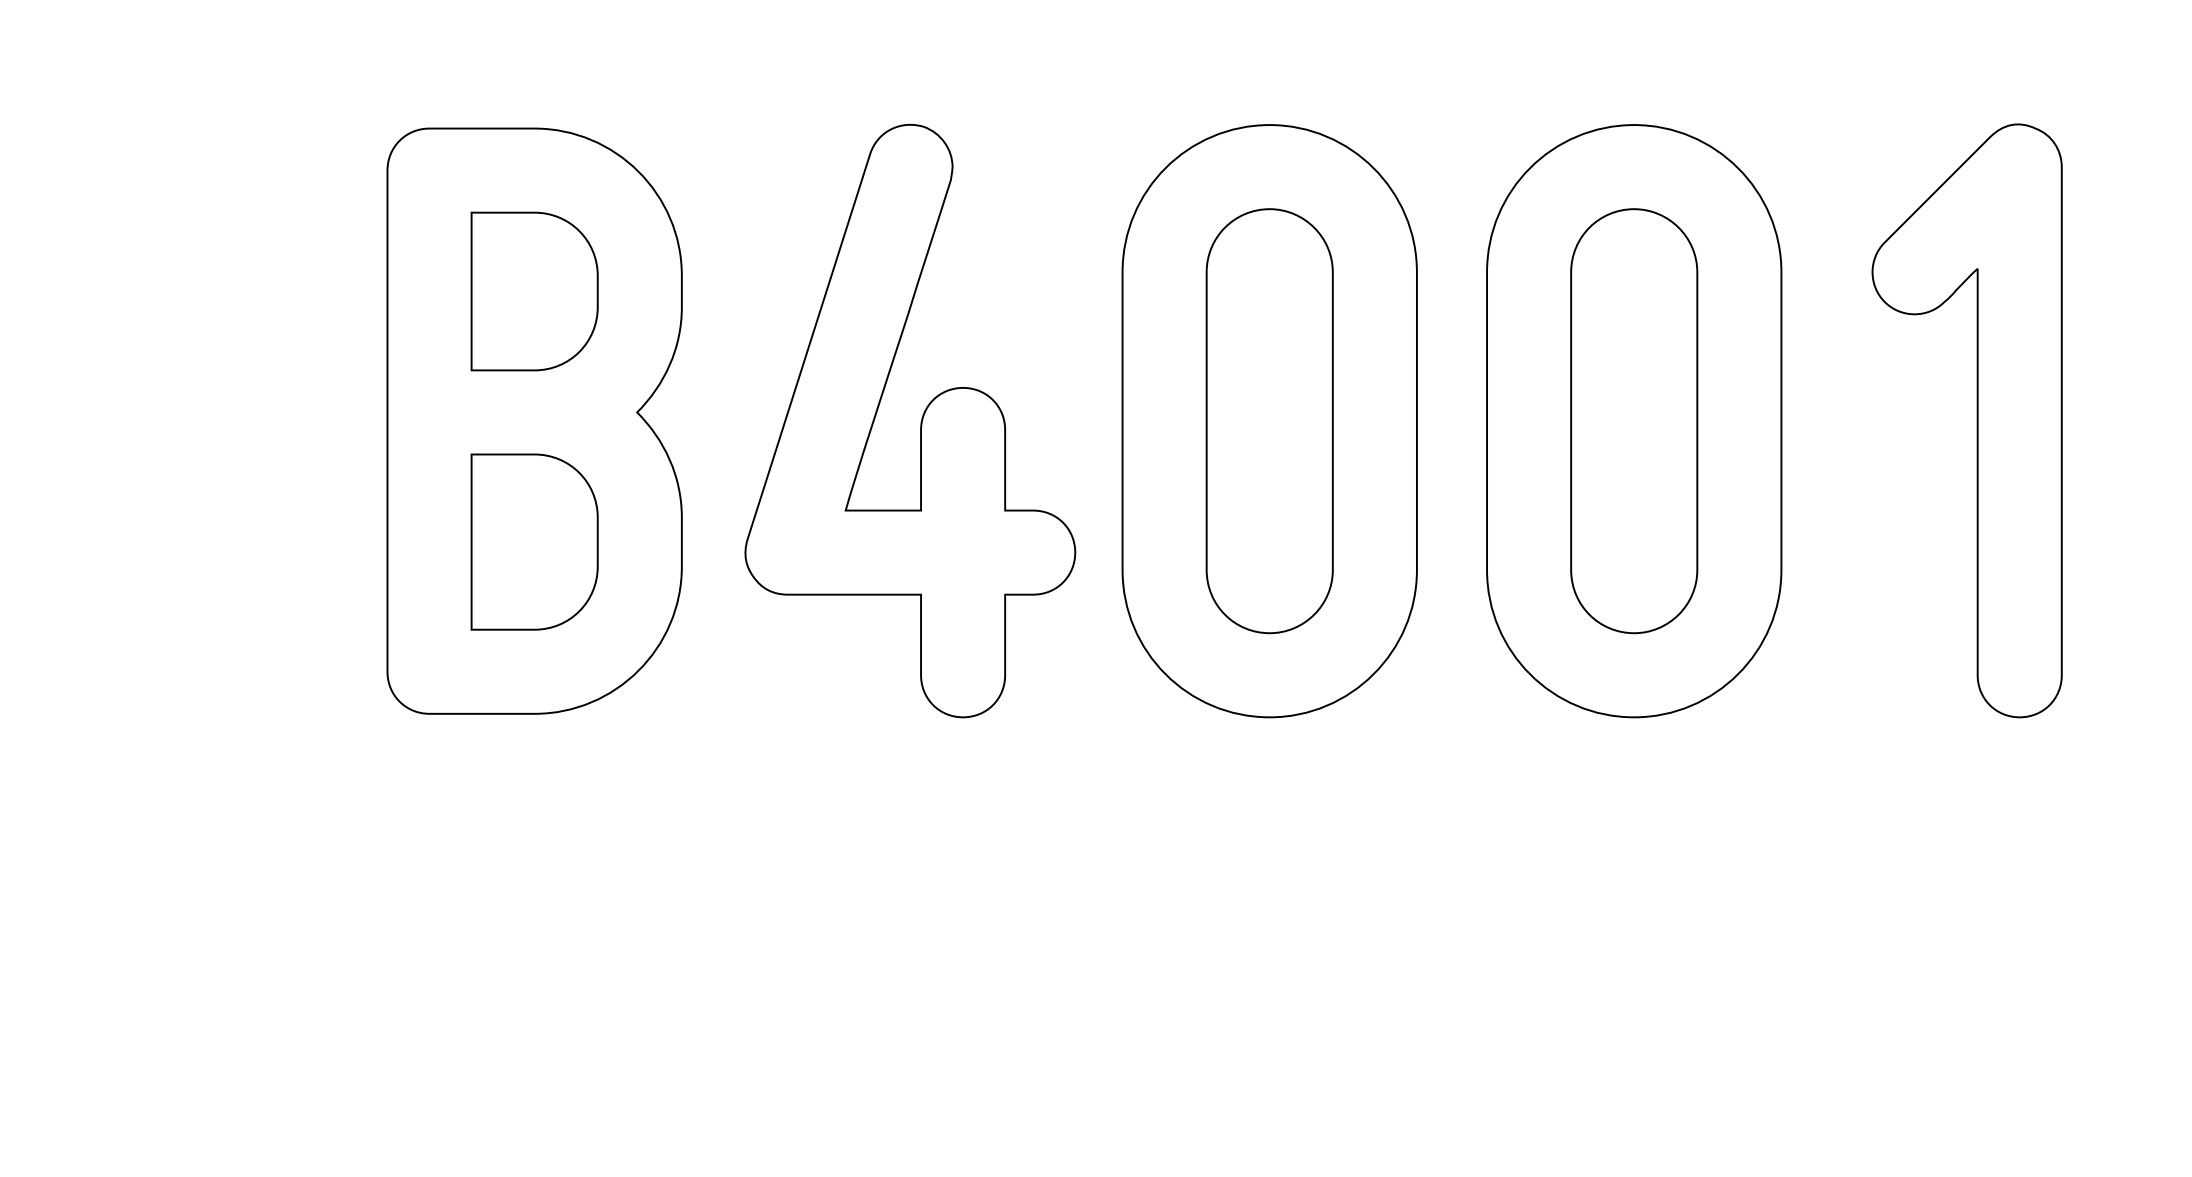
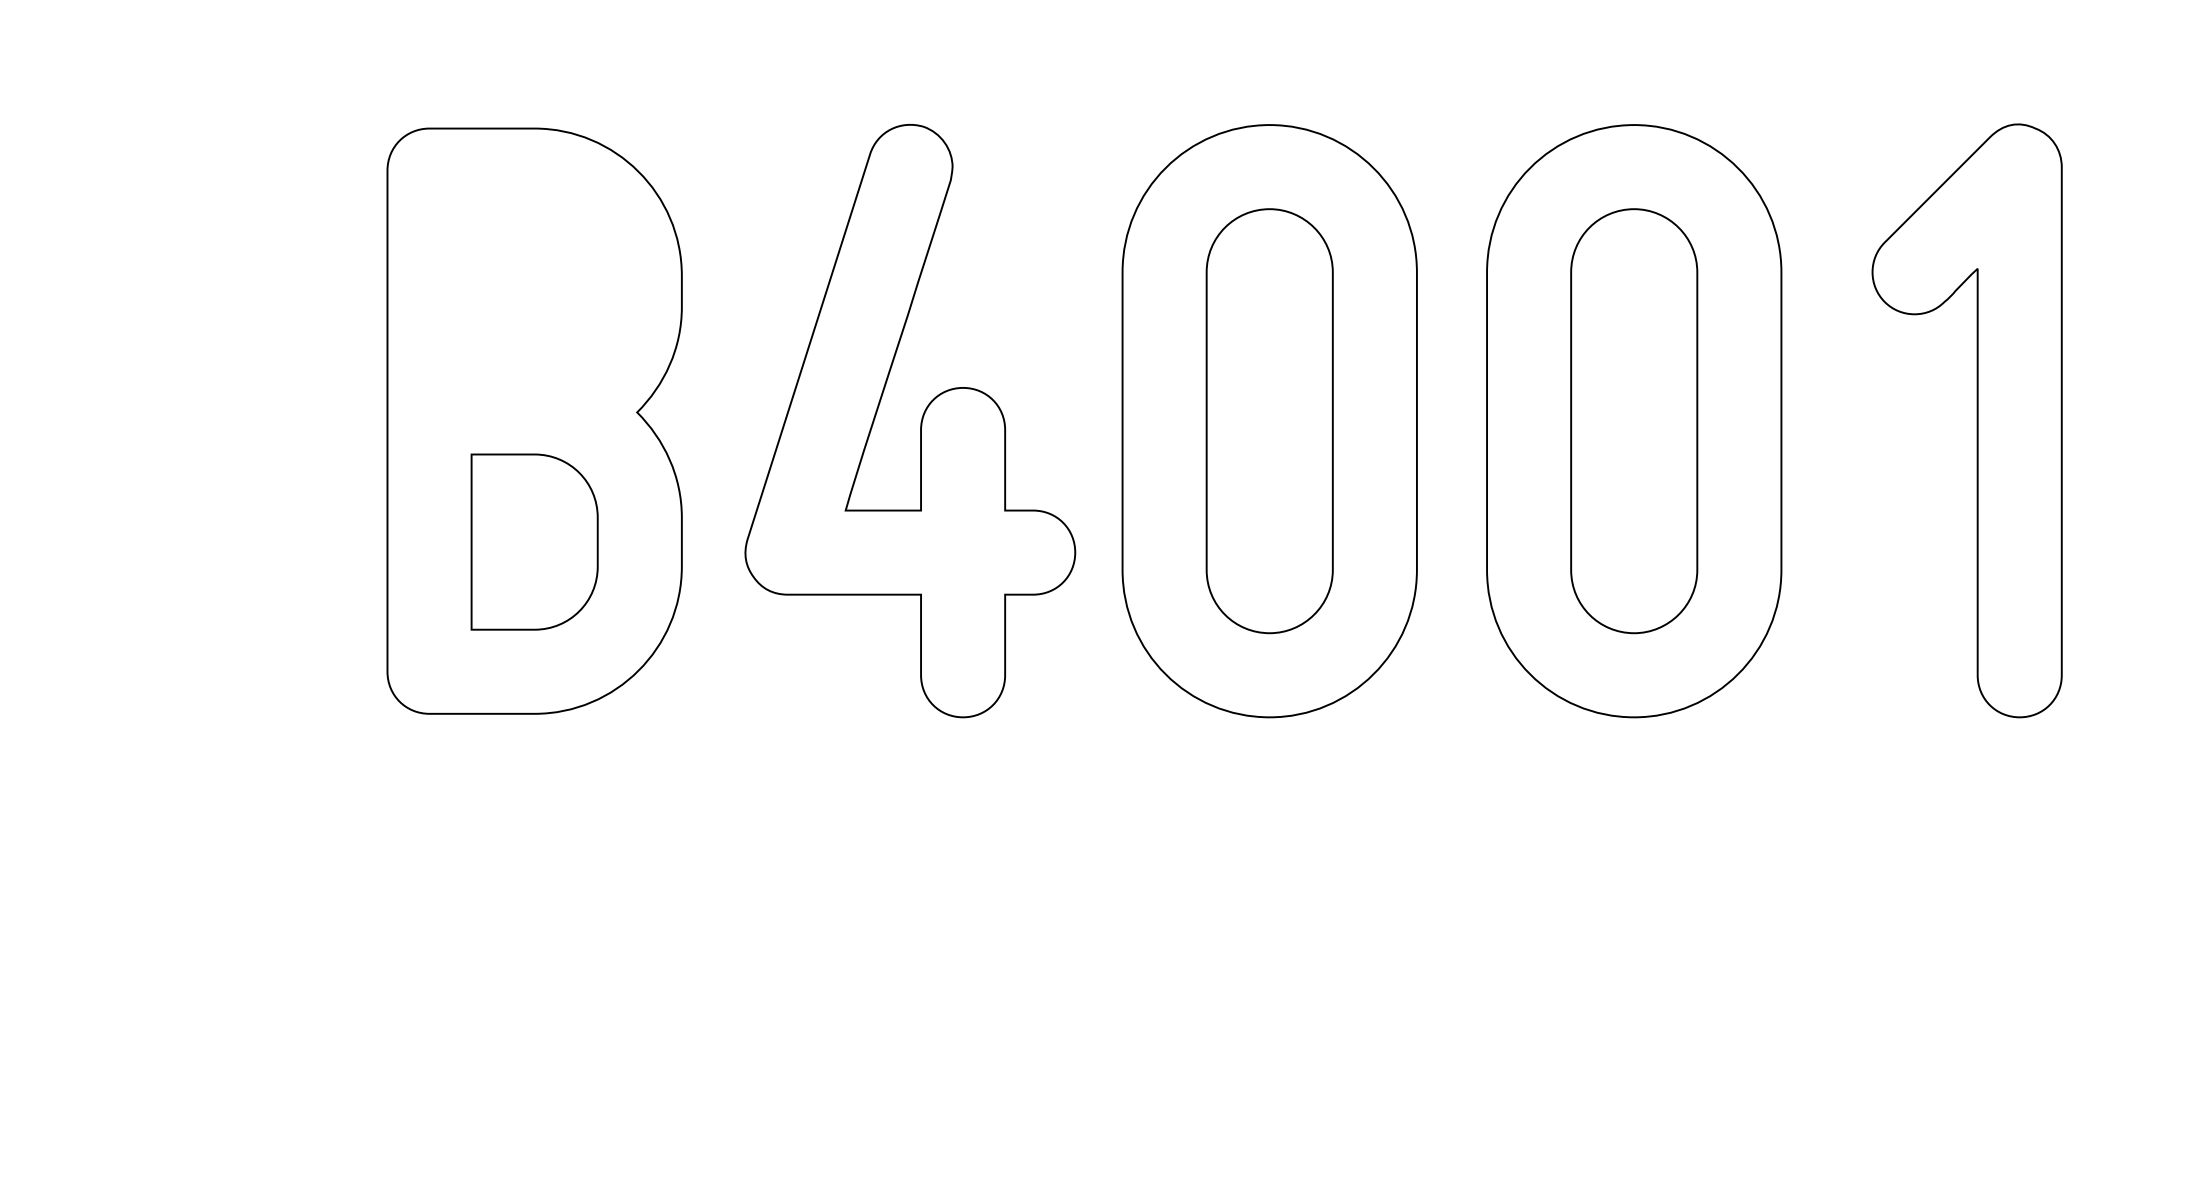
part: present -> none (534, 291)
